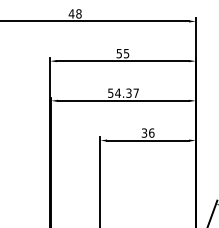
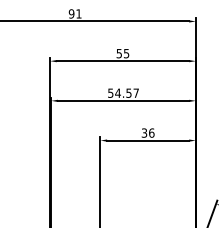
text: 48 -> 91 (74, 13)
text: 54.37 -> 54.57 (128, 92)
